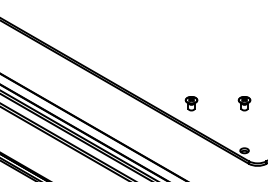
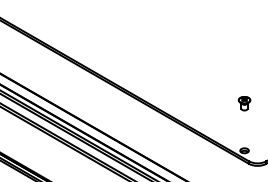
part: present -> none (191, 103)
